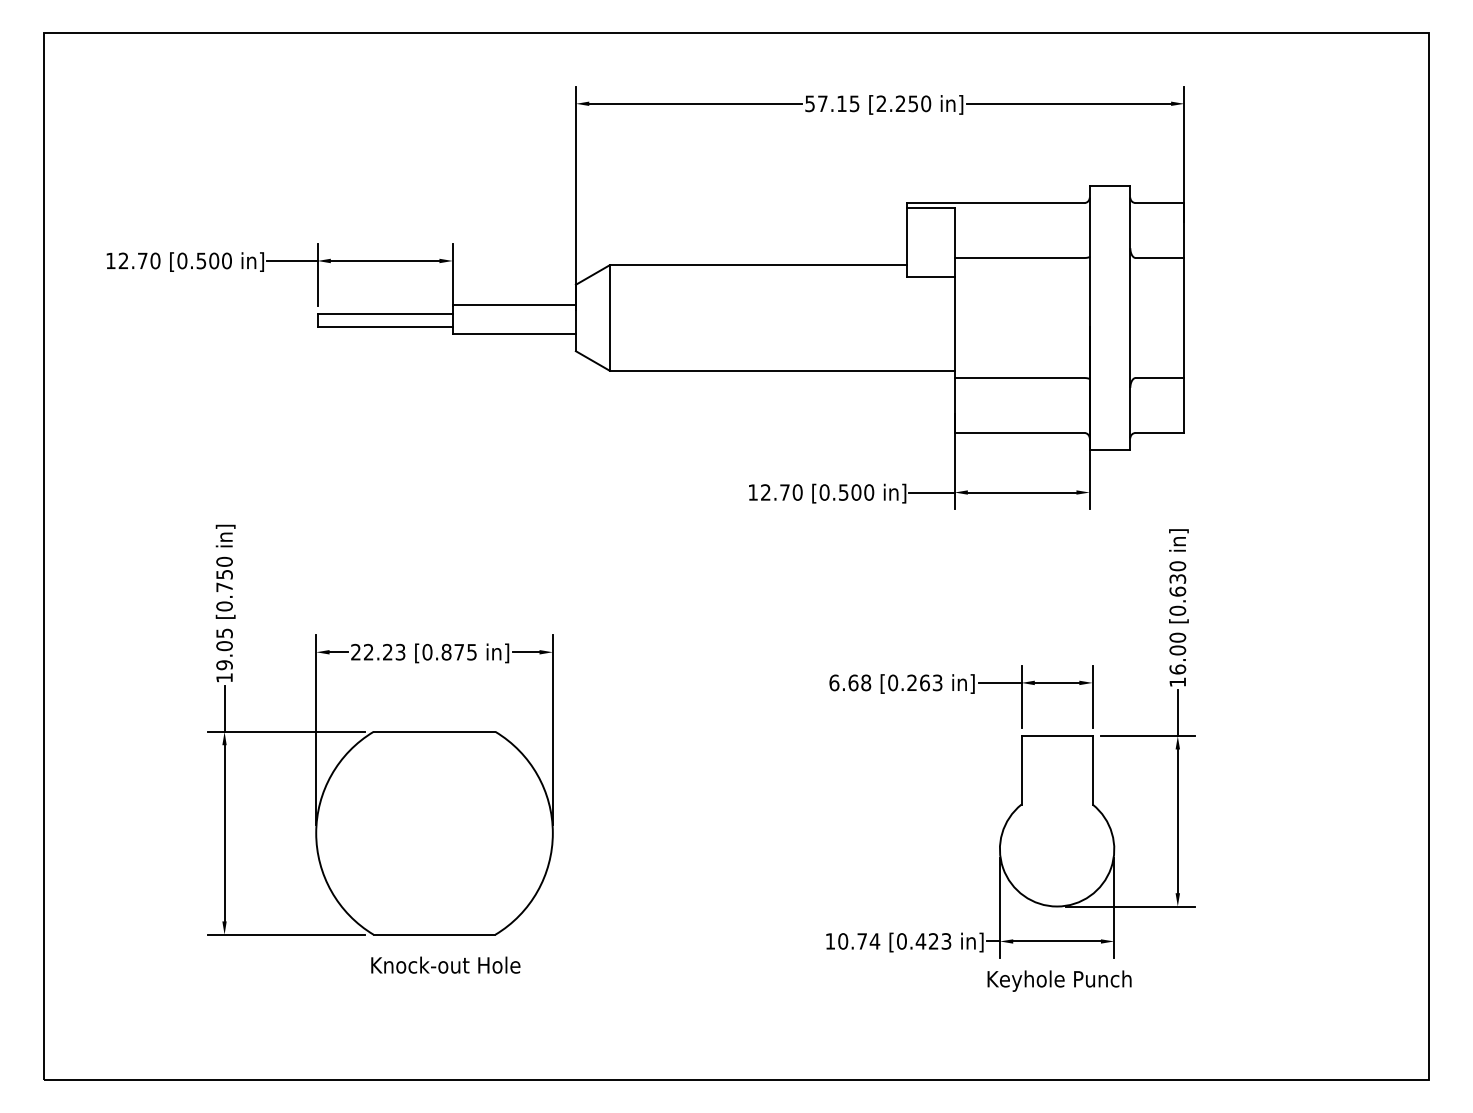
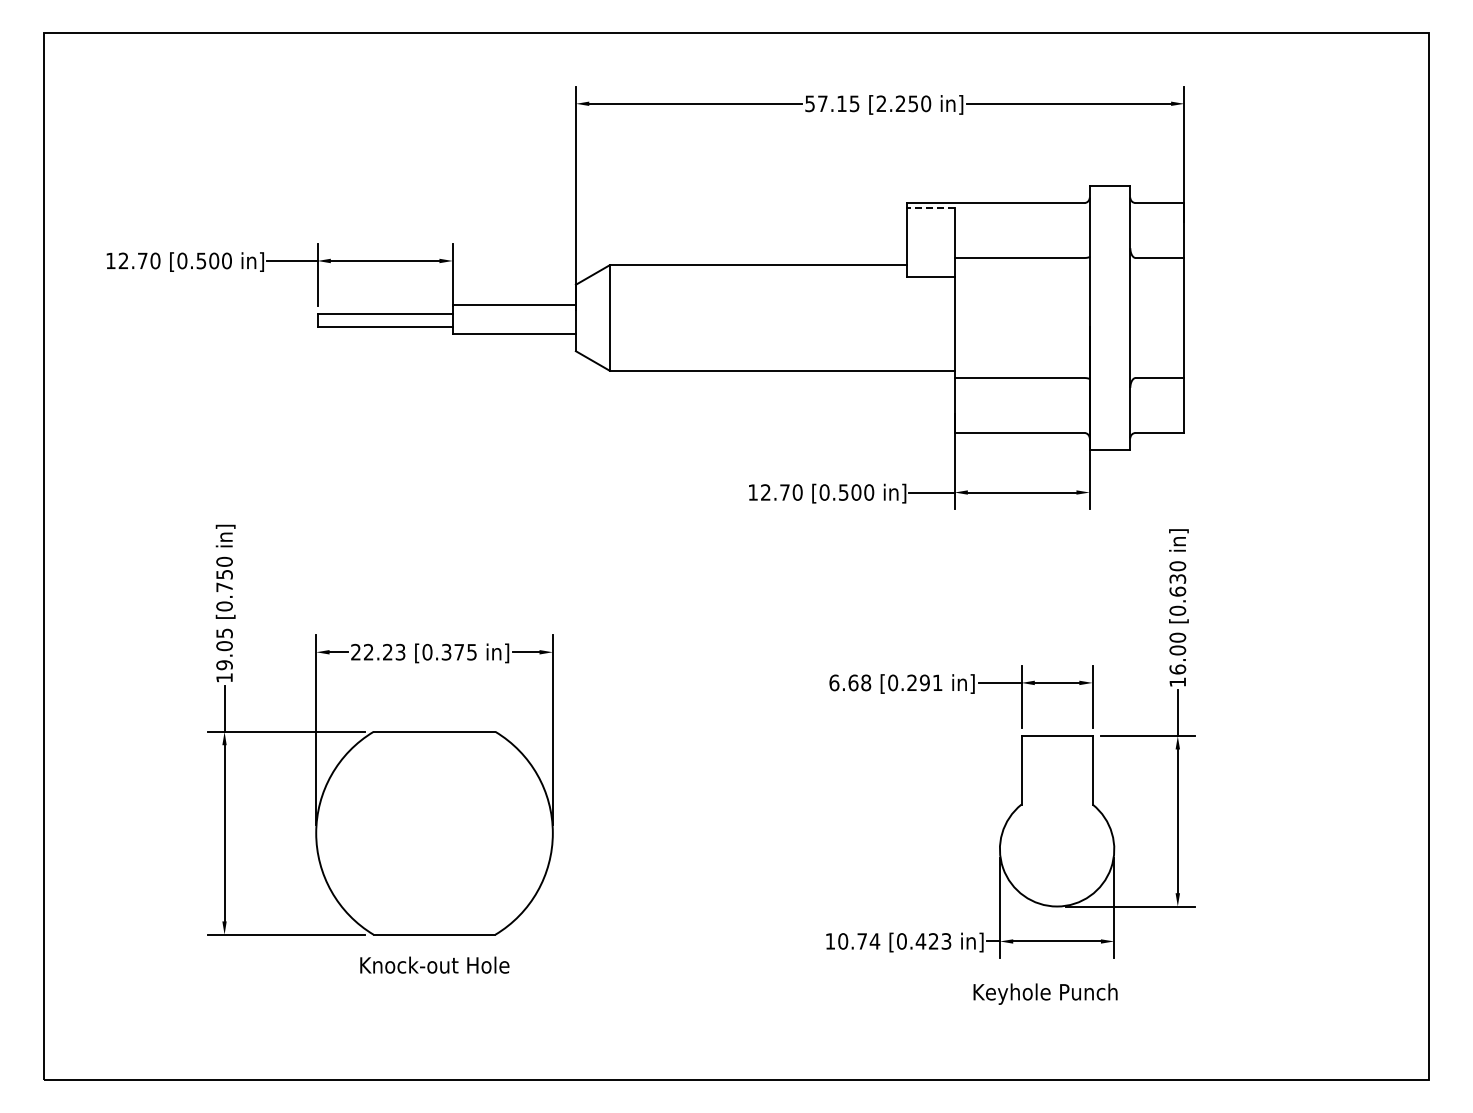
line: solid -> dashed (930, 207)
text: [0.875 -> [0.375 (446, 652)
text: [0.263 -> [0.291 (931, 682)
text position: (445, 964) -> (434, 964) (434, 964)
text position: (1059, 980) -> (1045, 993) (1045, 993)
